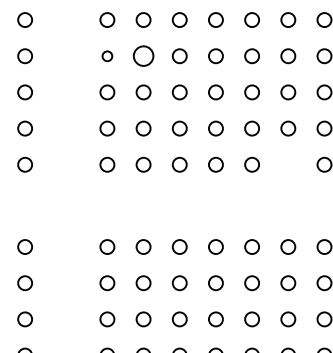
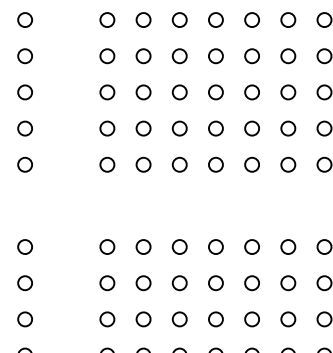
circle size: 22x22 px -> 17x17 px (143, 56)
circle size: 13x13 px -> 17x17 px (107, 56)
circle: none -> present (288, 164)
